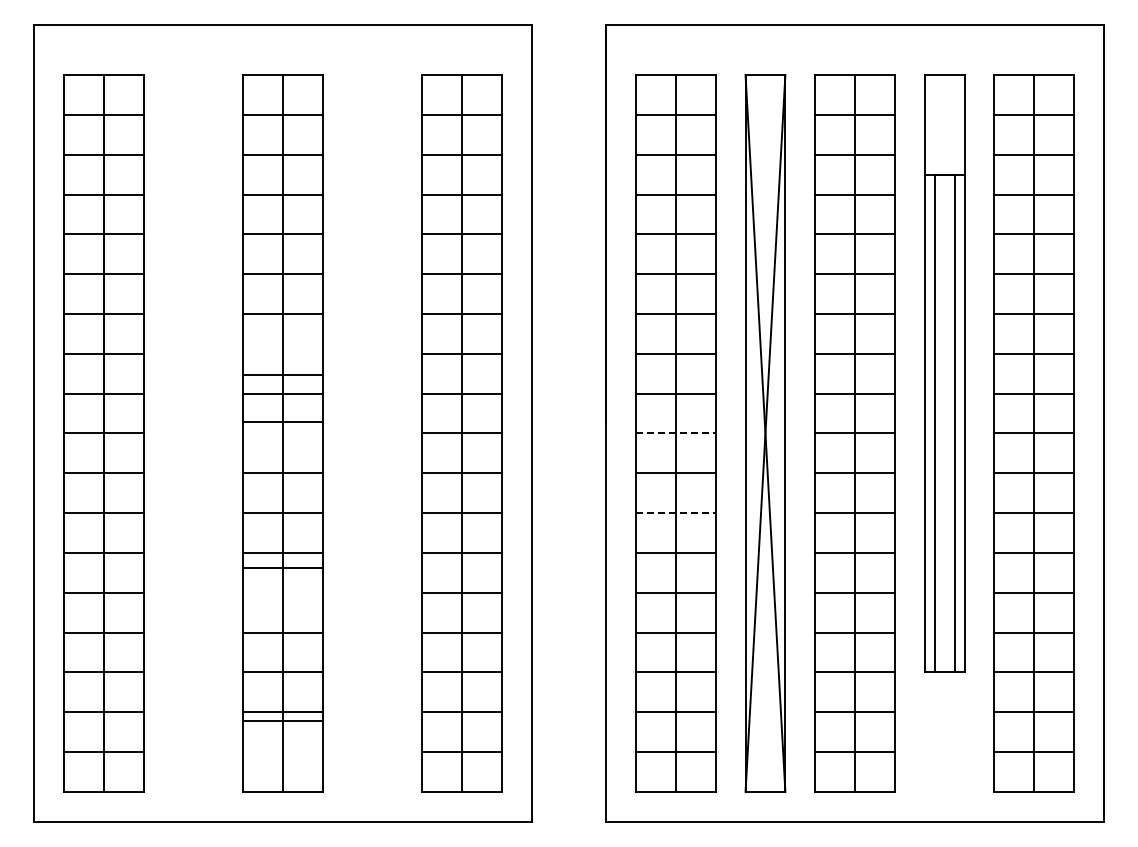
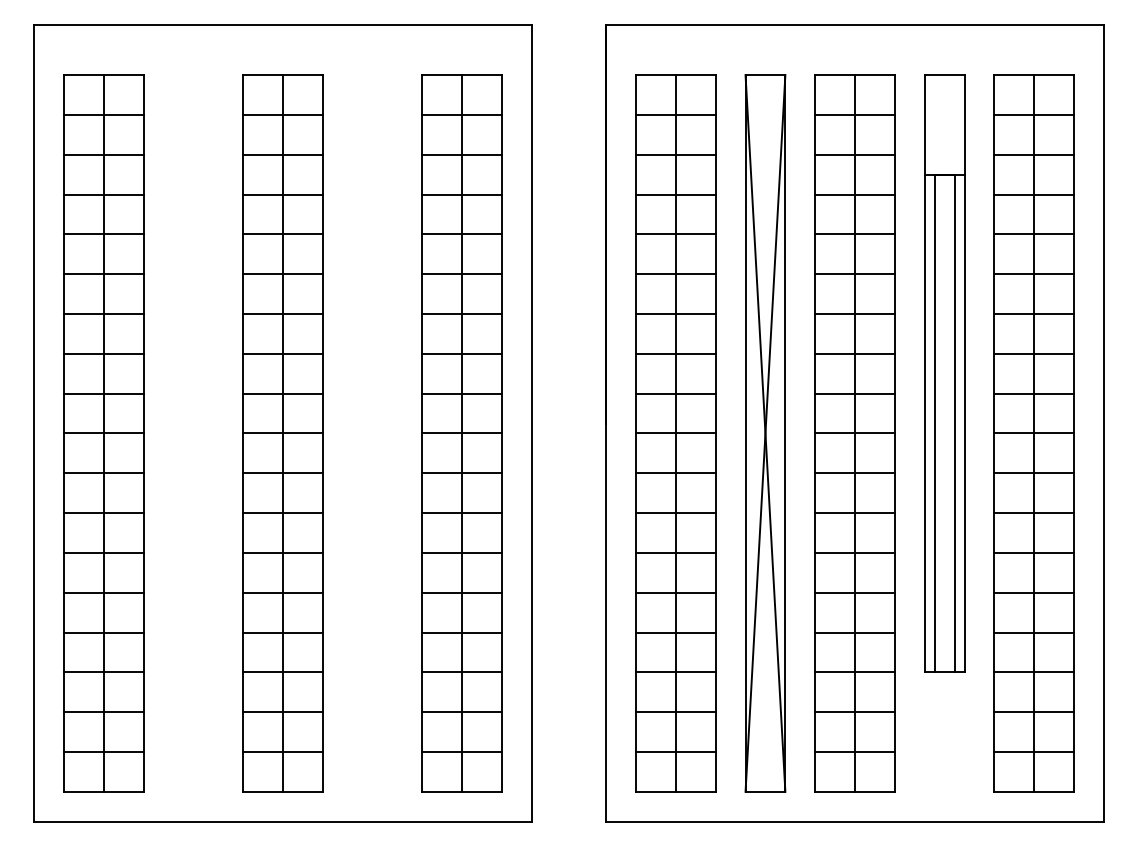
line position: (282, 374) -> (282, 353) (282, 353)
line position: (282, 422) -> (282, 433) (282, 433)
line: dashed -> solid (675, 433)
line: dashed -> solid (675, 513)
line position: (282, 567) -> (282, 592) (282, 592)
line position: (282, 720) -> (282, 751) (282, 751)
